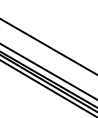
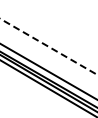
line: solid -> dashed (48, 46)
